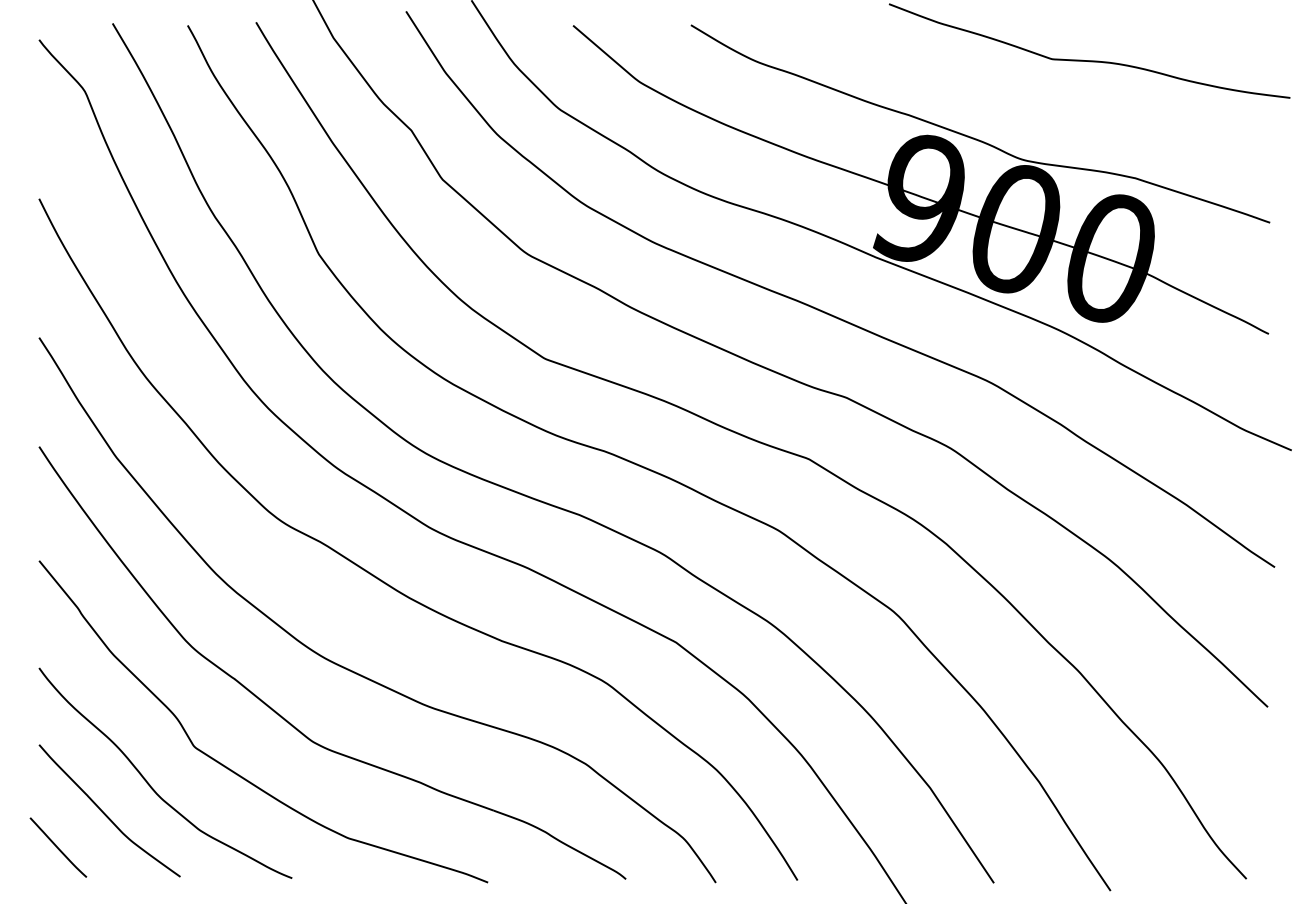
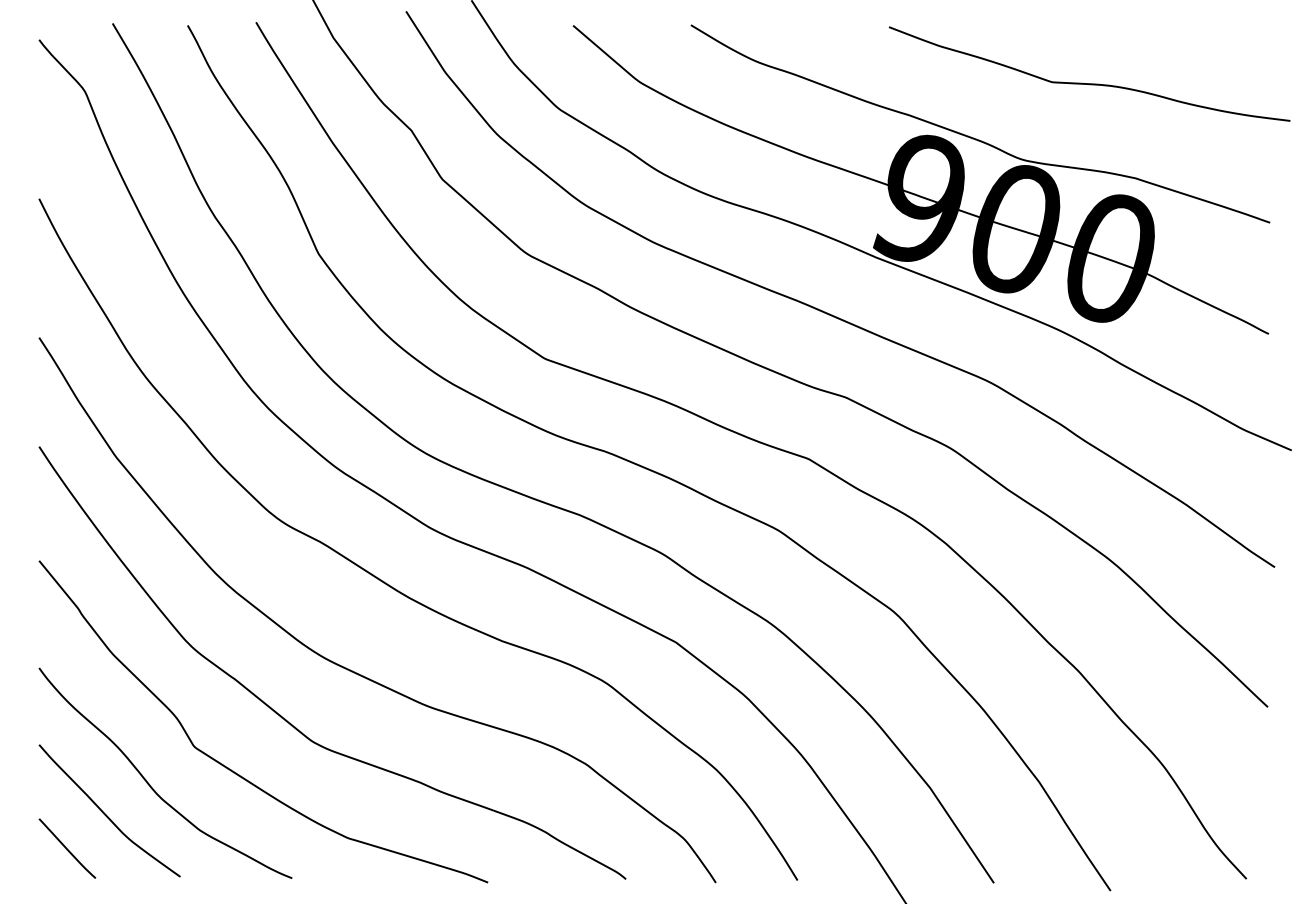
curve position: (1089, 60) -> (1089, 83) (1089, 83)
curve position: (58, 847) -> (67, 848) (67, 848)
